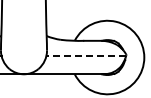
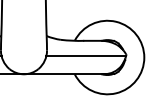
line: dashed -> solid (86, 55)
